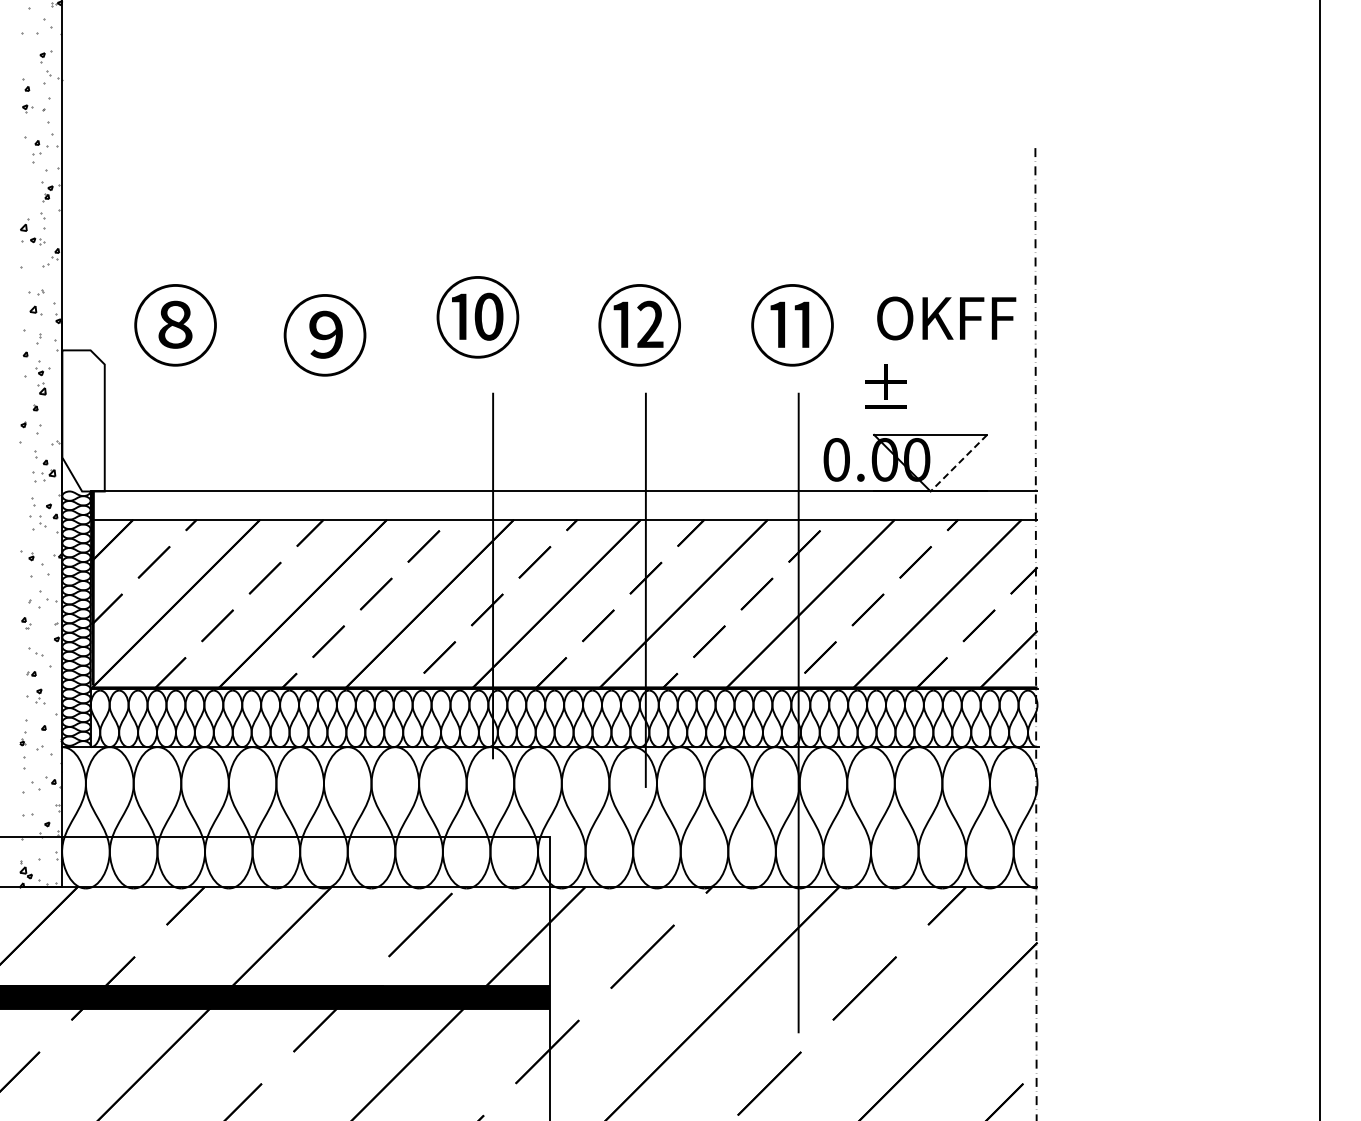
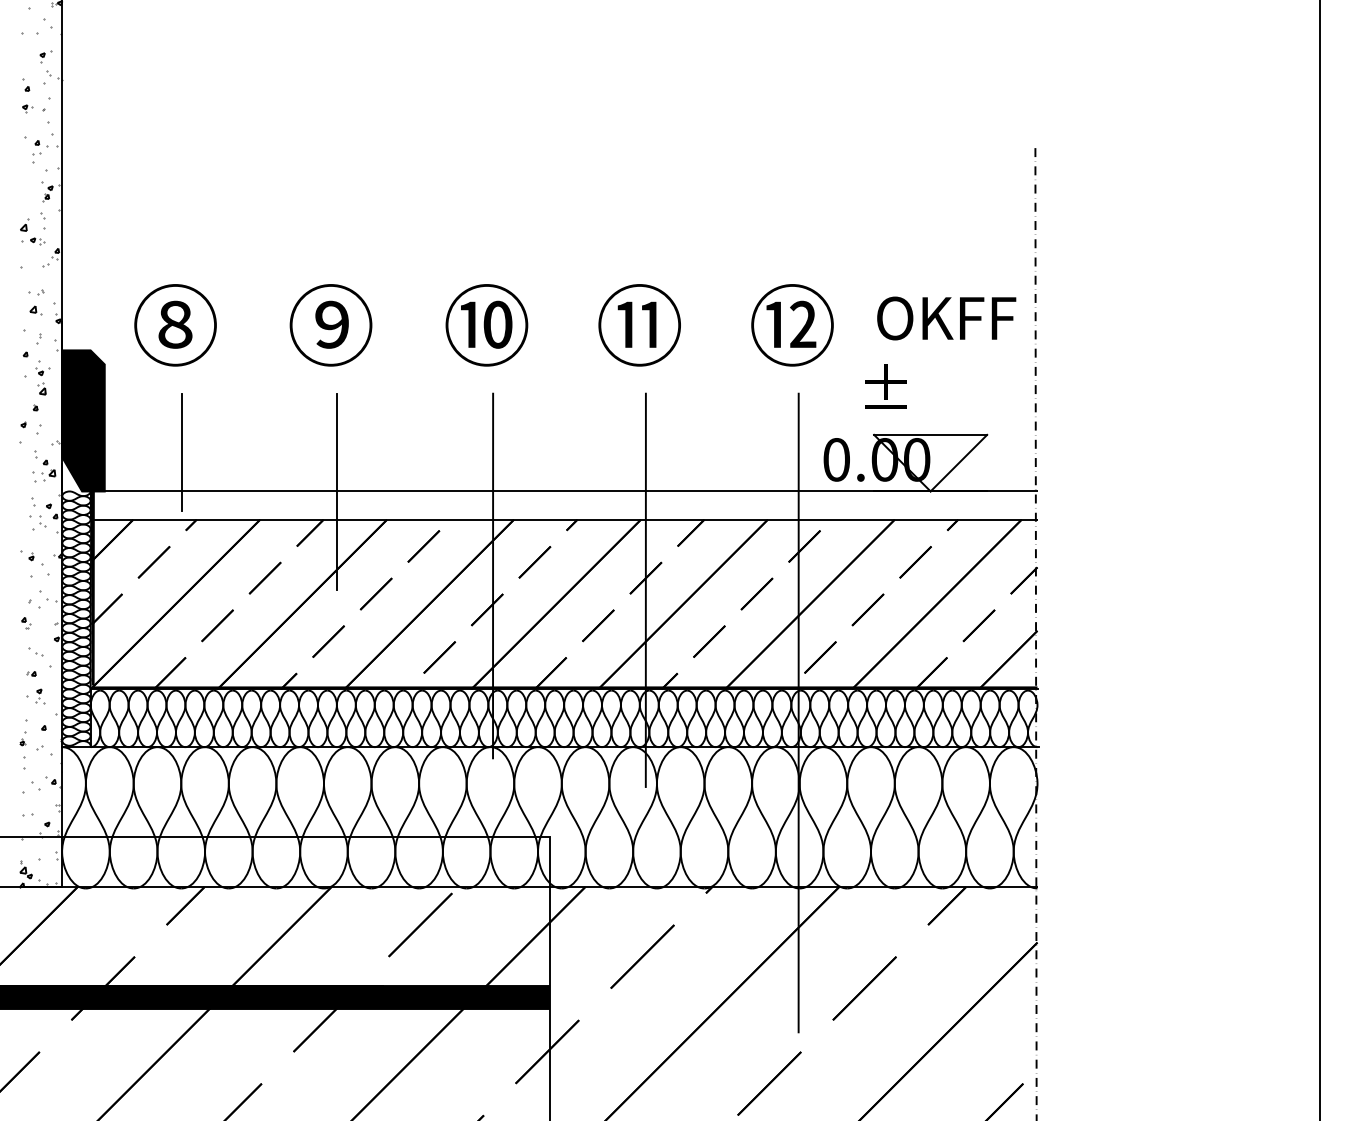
text position: (477, 317) -> (486, 325) (486, 325)
text: ⑫ -> ⑪ (638, 323)
text: ⑪ -> ⑫ (791, 323)
text position: (324, 335) -> (330, 325) (330, 325)
fill: none -> present (83, 420)
line: none -> present (181, 451)
line: dashed -> solid (958, 463)
line: none -> present (337, 491)
